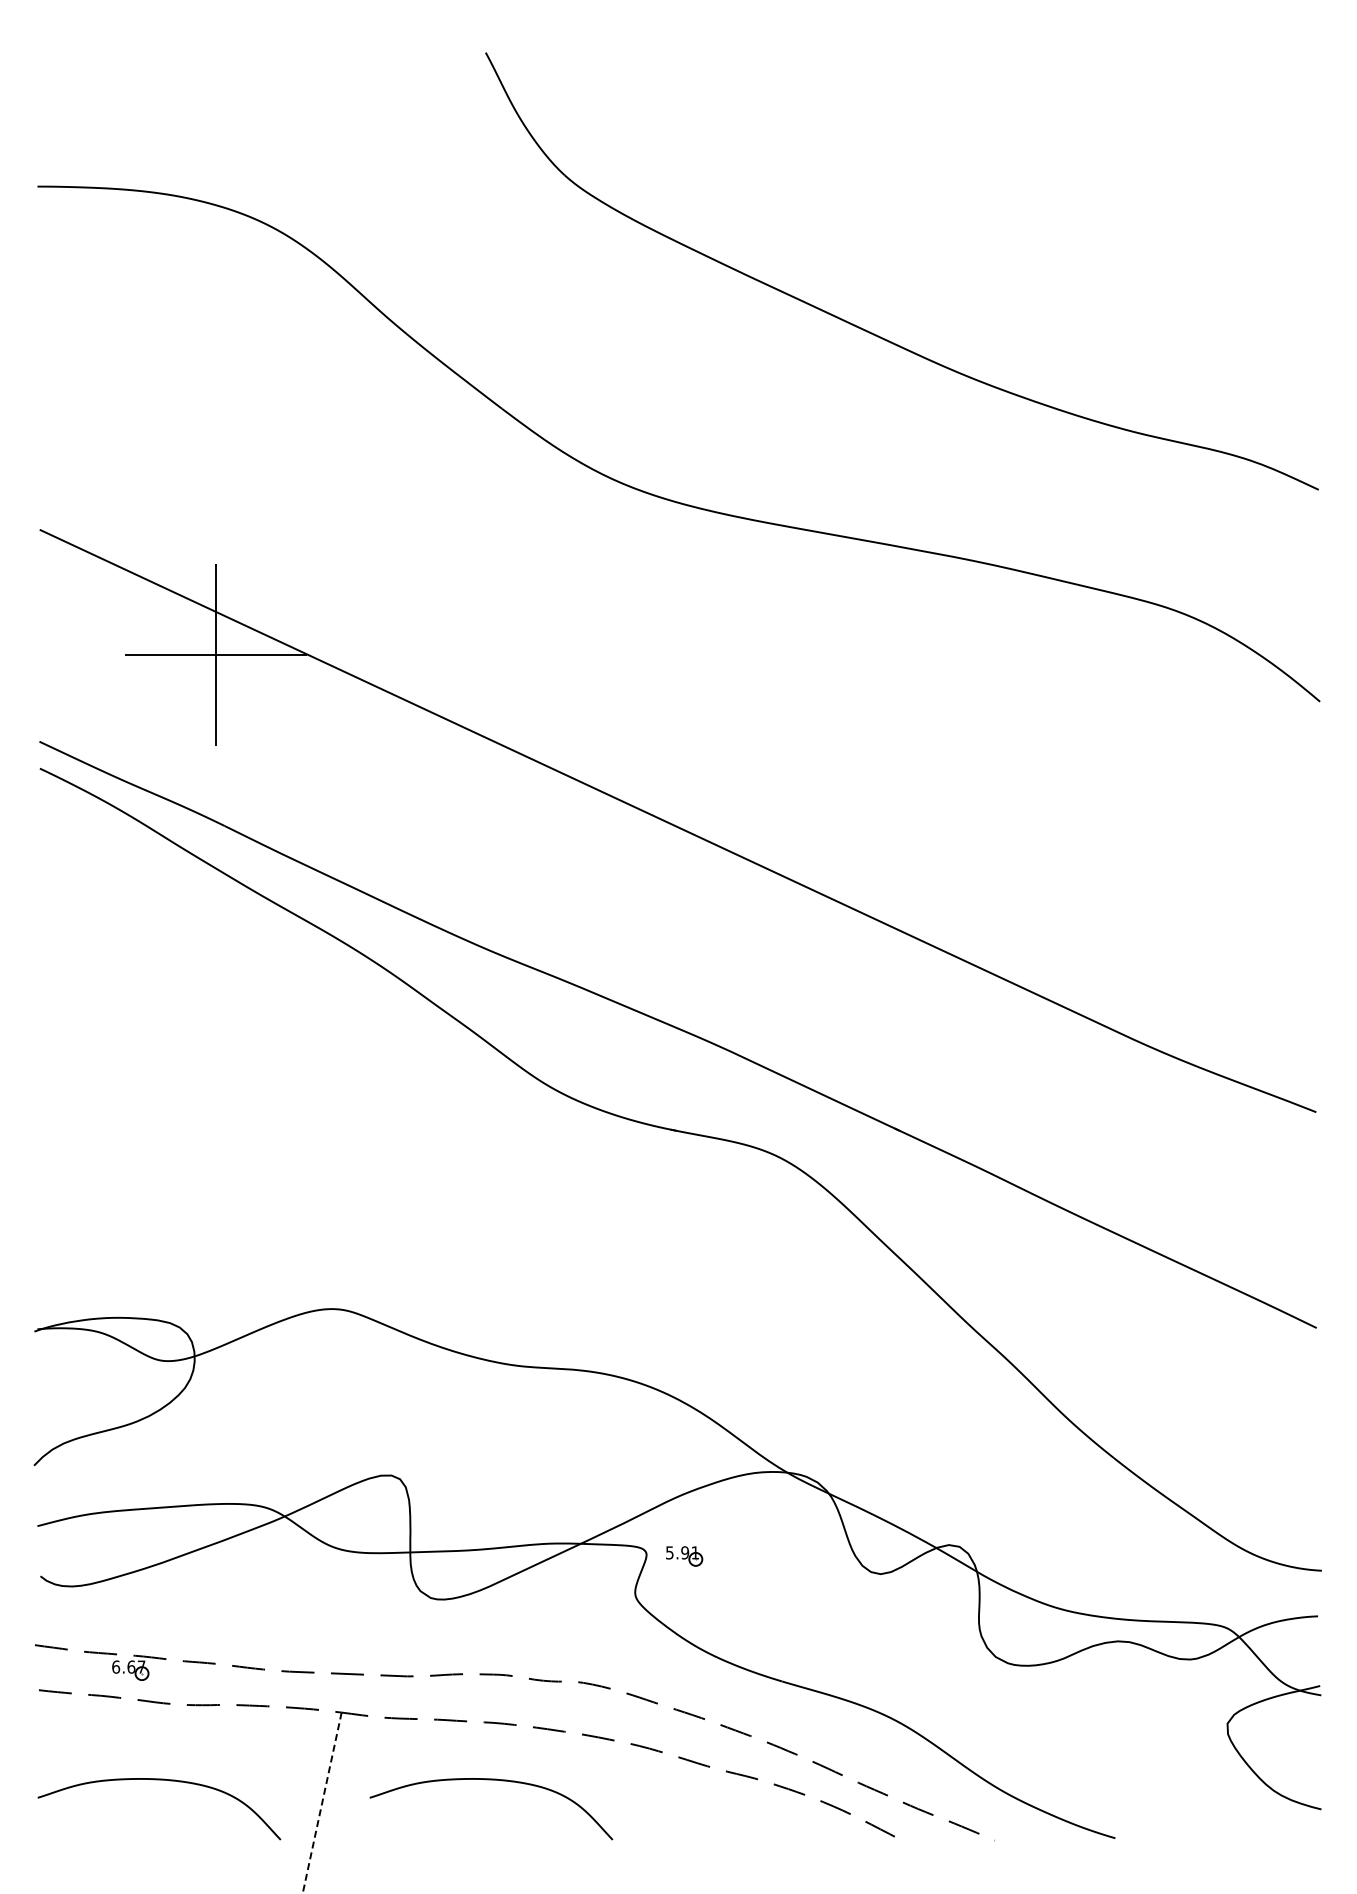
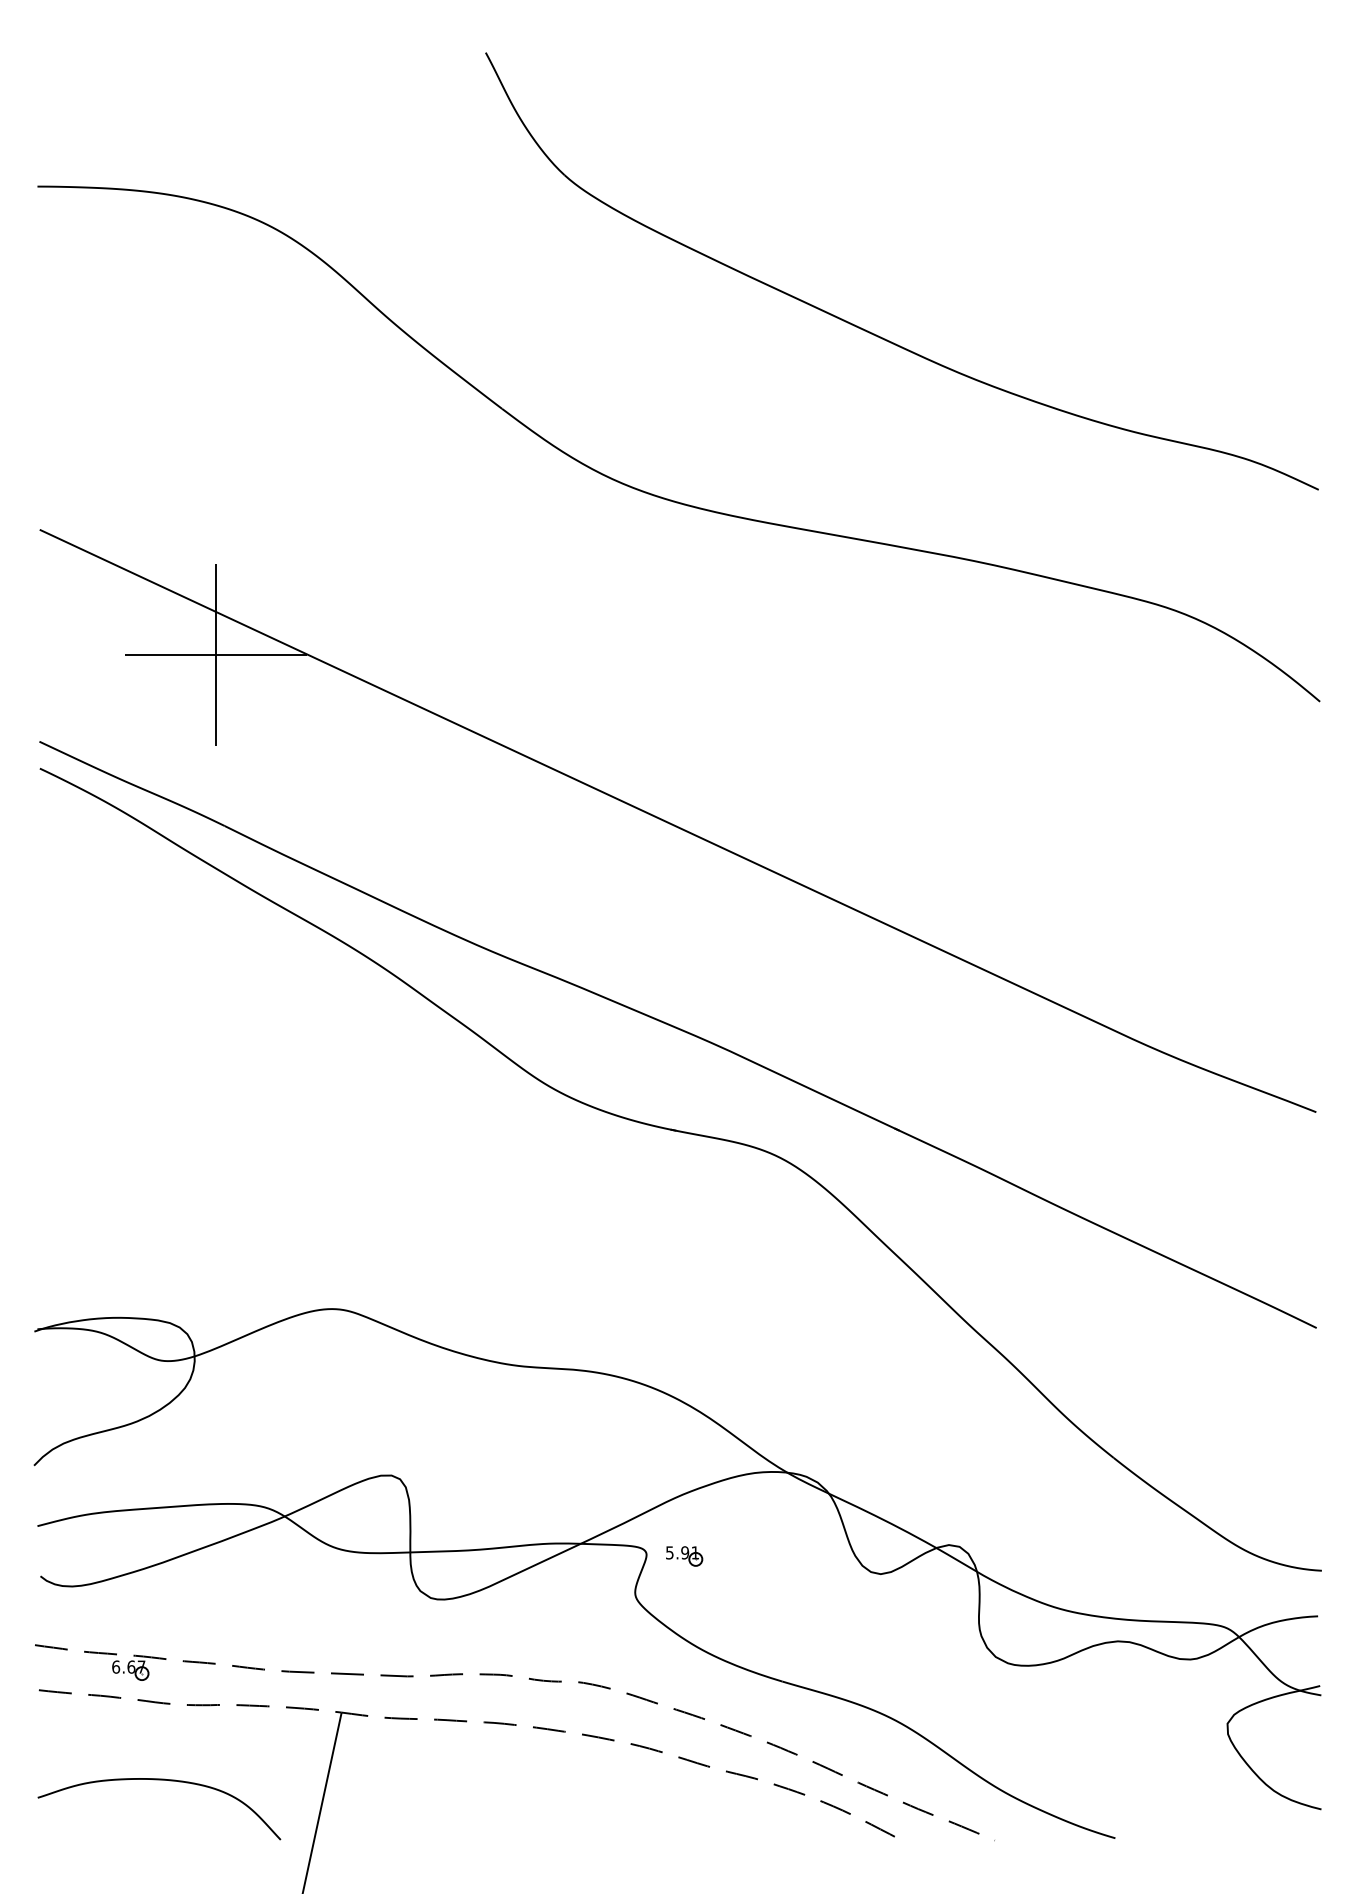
curve: present -> none (491, 1780)
line: dashed -> solid (322, 1803)
